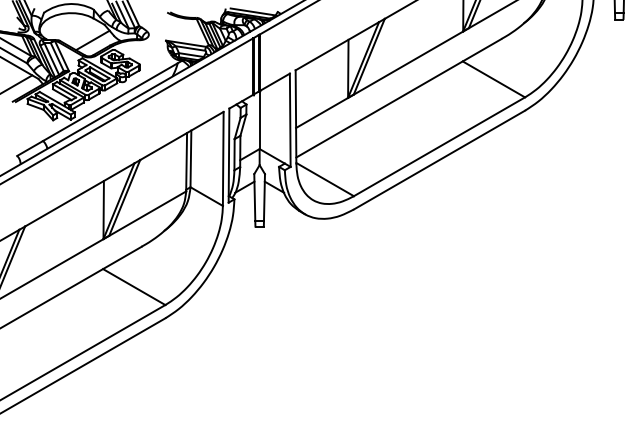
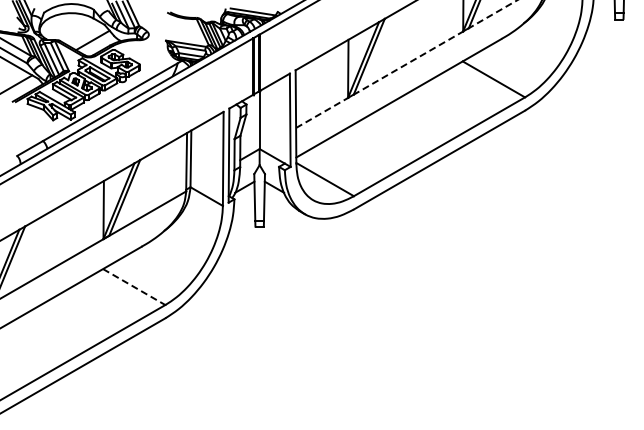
line: solid -> dashed (406, 64)
line: solid -> dashed (134, 287)
